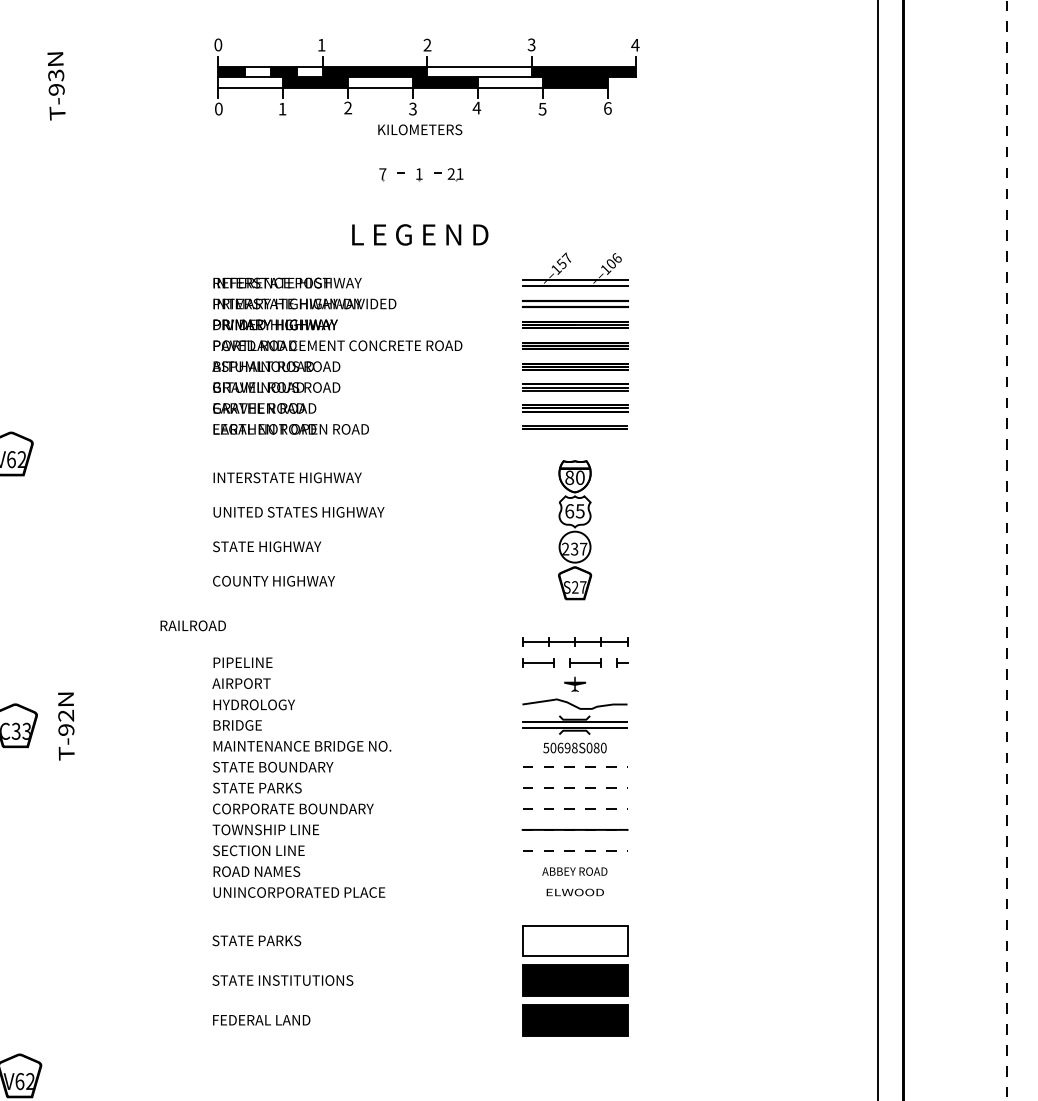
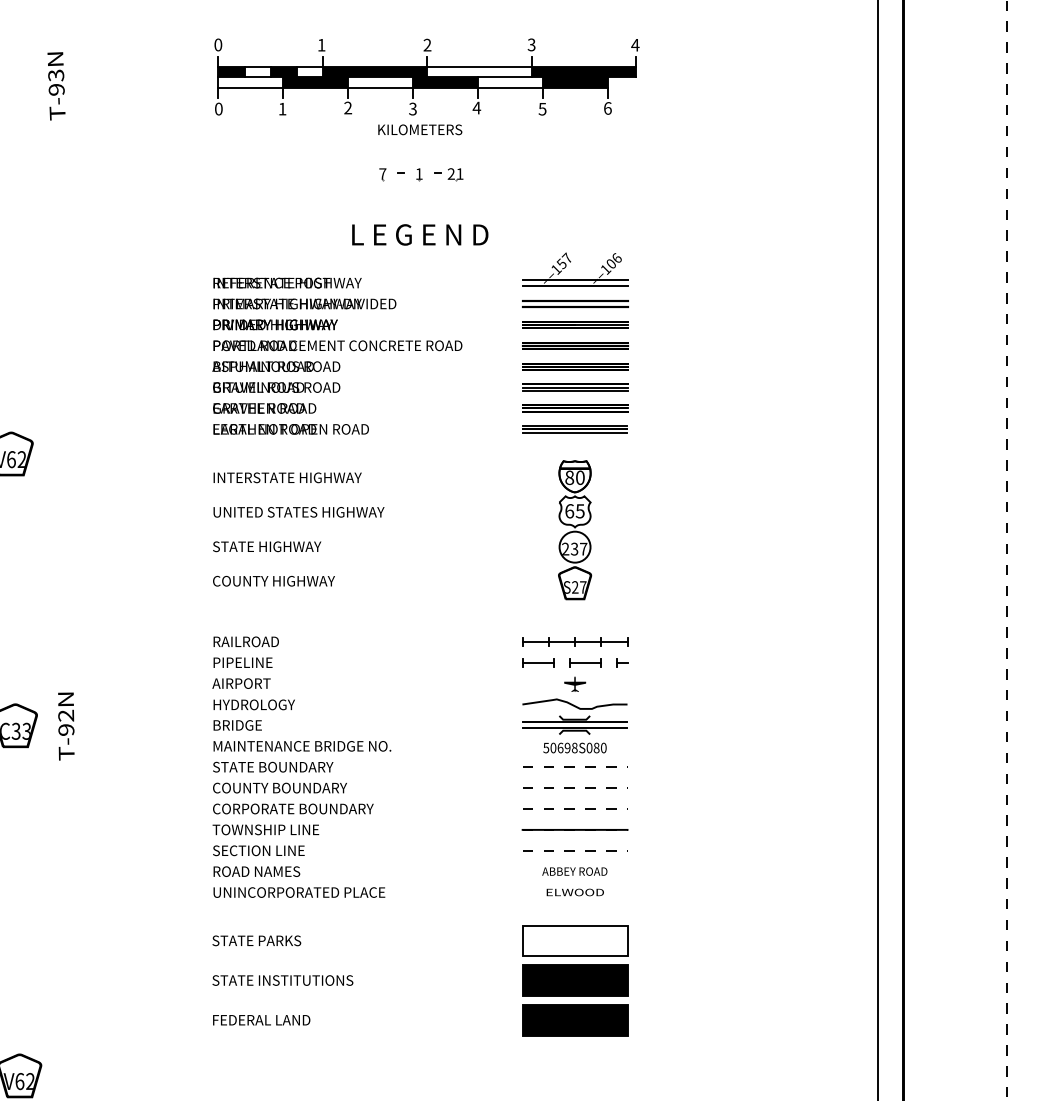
line: none -> present (574, 432)
text position: (192, 625) -> (245, 641) (245, 641)
text: STATE PARKS -> COUNTY BOUNDARY (279, 787)
